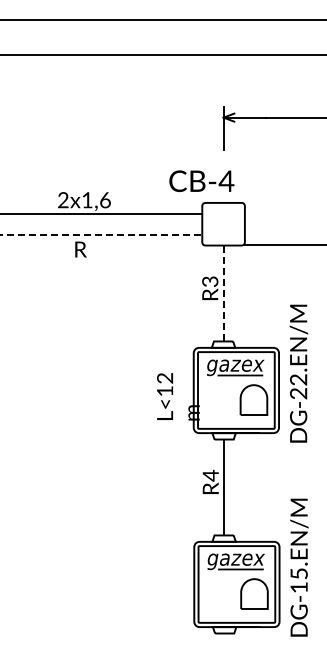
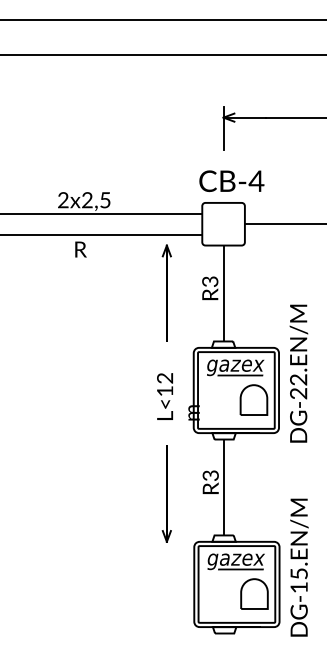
text position: (201, 180) -> (231, 180) (231, 180)
text: 2x1,6 -> 2x2,5 (96, 200)
line: dashed -> solid (101, 234)
line position: (283, 245) -> (283, 224) (283, 224)
part: none -> present (166, 292)
line: dashed -> solid (223, 293)
text: R4 -> R3 (210, 475)
part: none -> present (166, 493)
